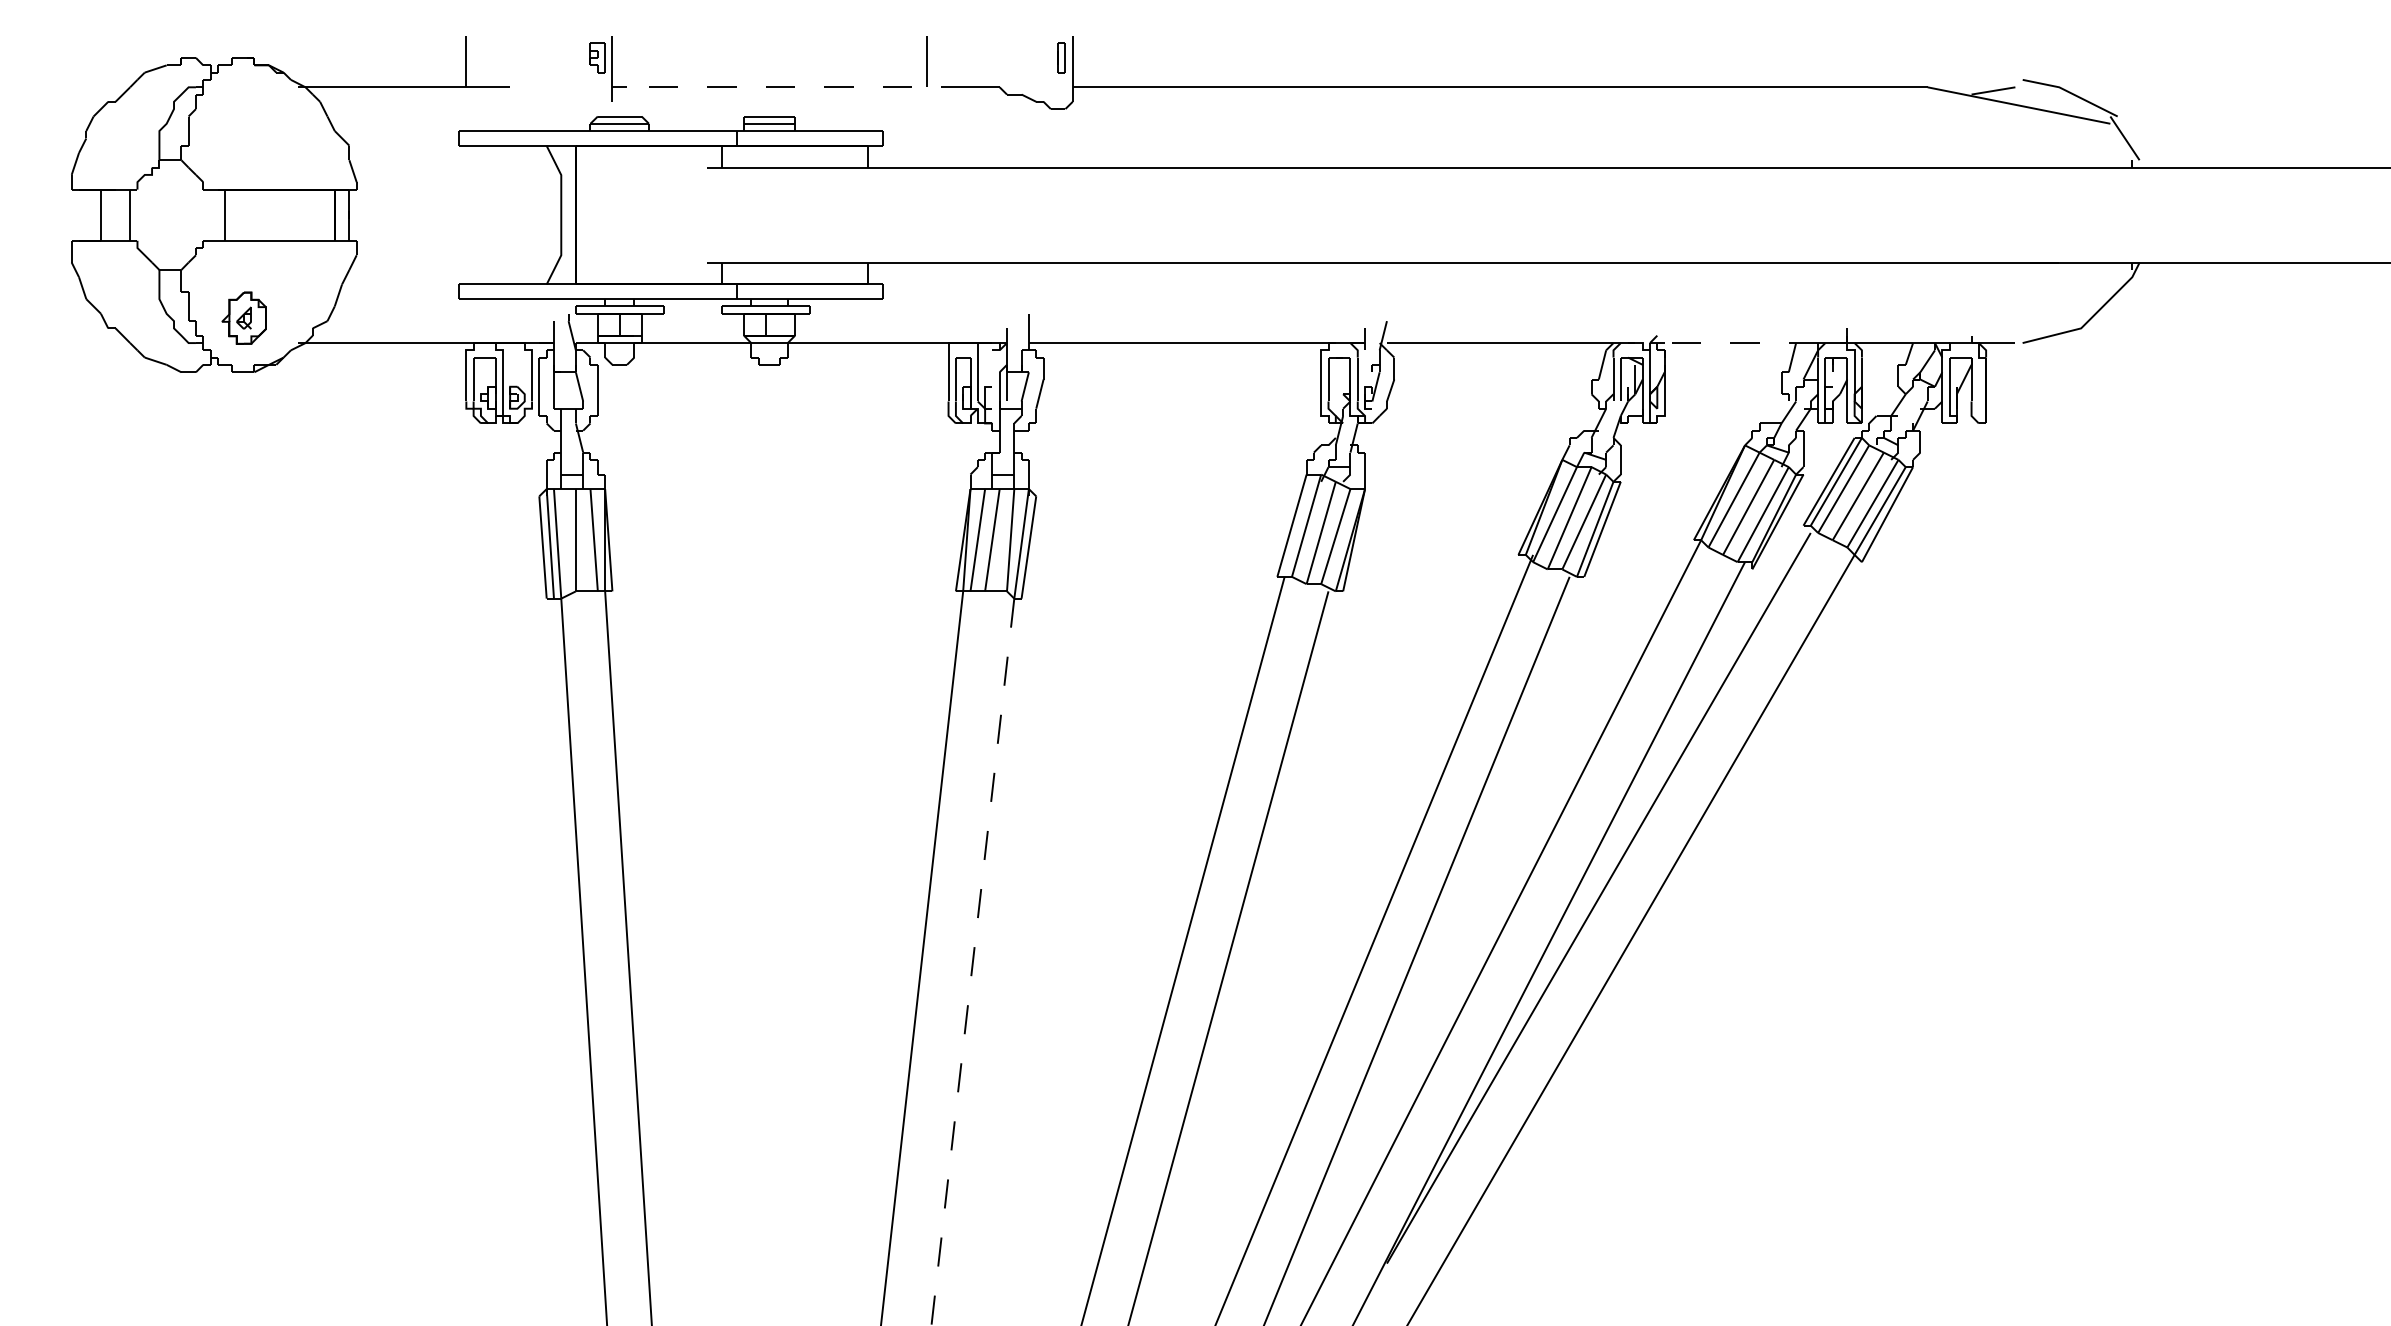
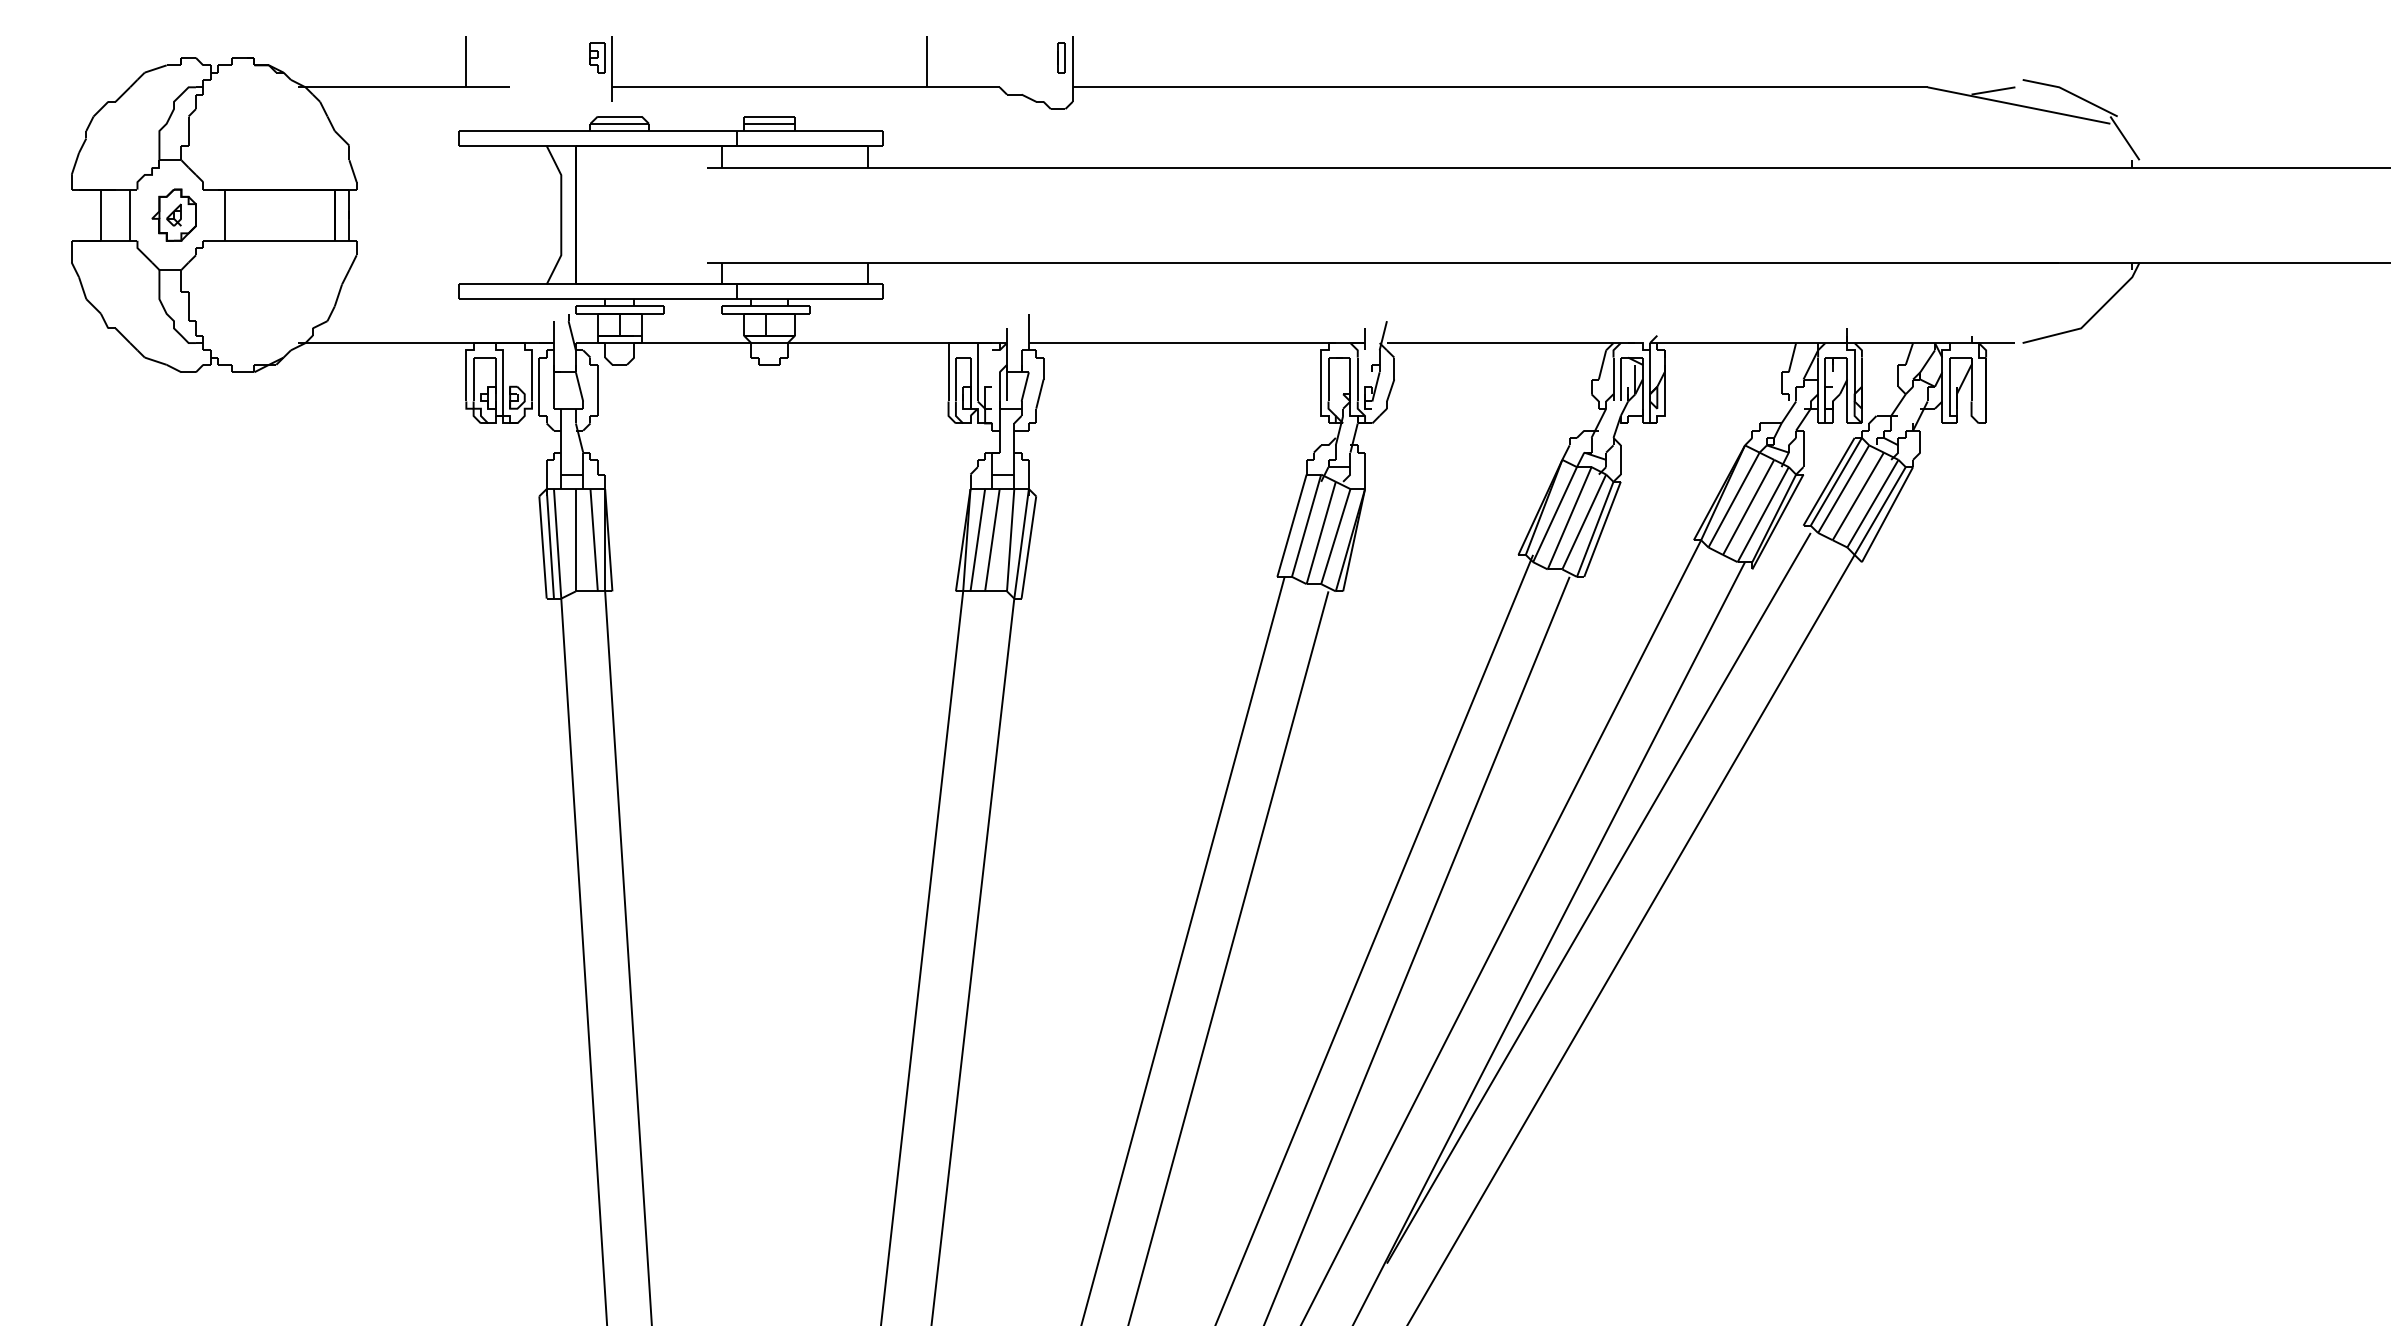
line: dashed -> solid (798, 87)
part position: (243, 317) -> (173, 214) (173, 214)
line: dashed -> solid (1741, 343)
line: dashed -> solid (972, 962)
